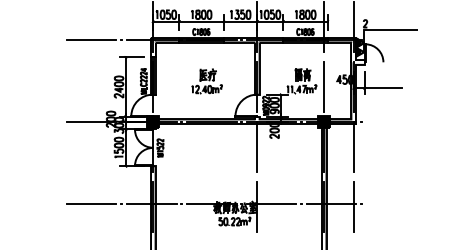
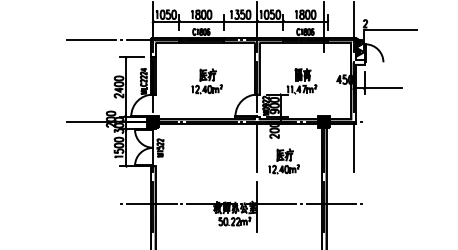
line: present -> none (324, 86)
part: none -> present (283, 161)
line: present -> none (91, 203)
line: present -> none (353, 206)
